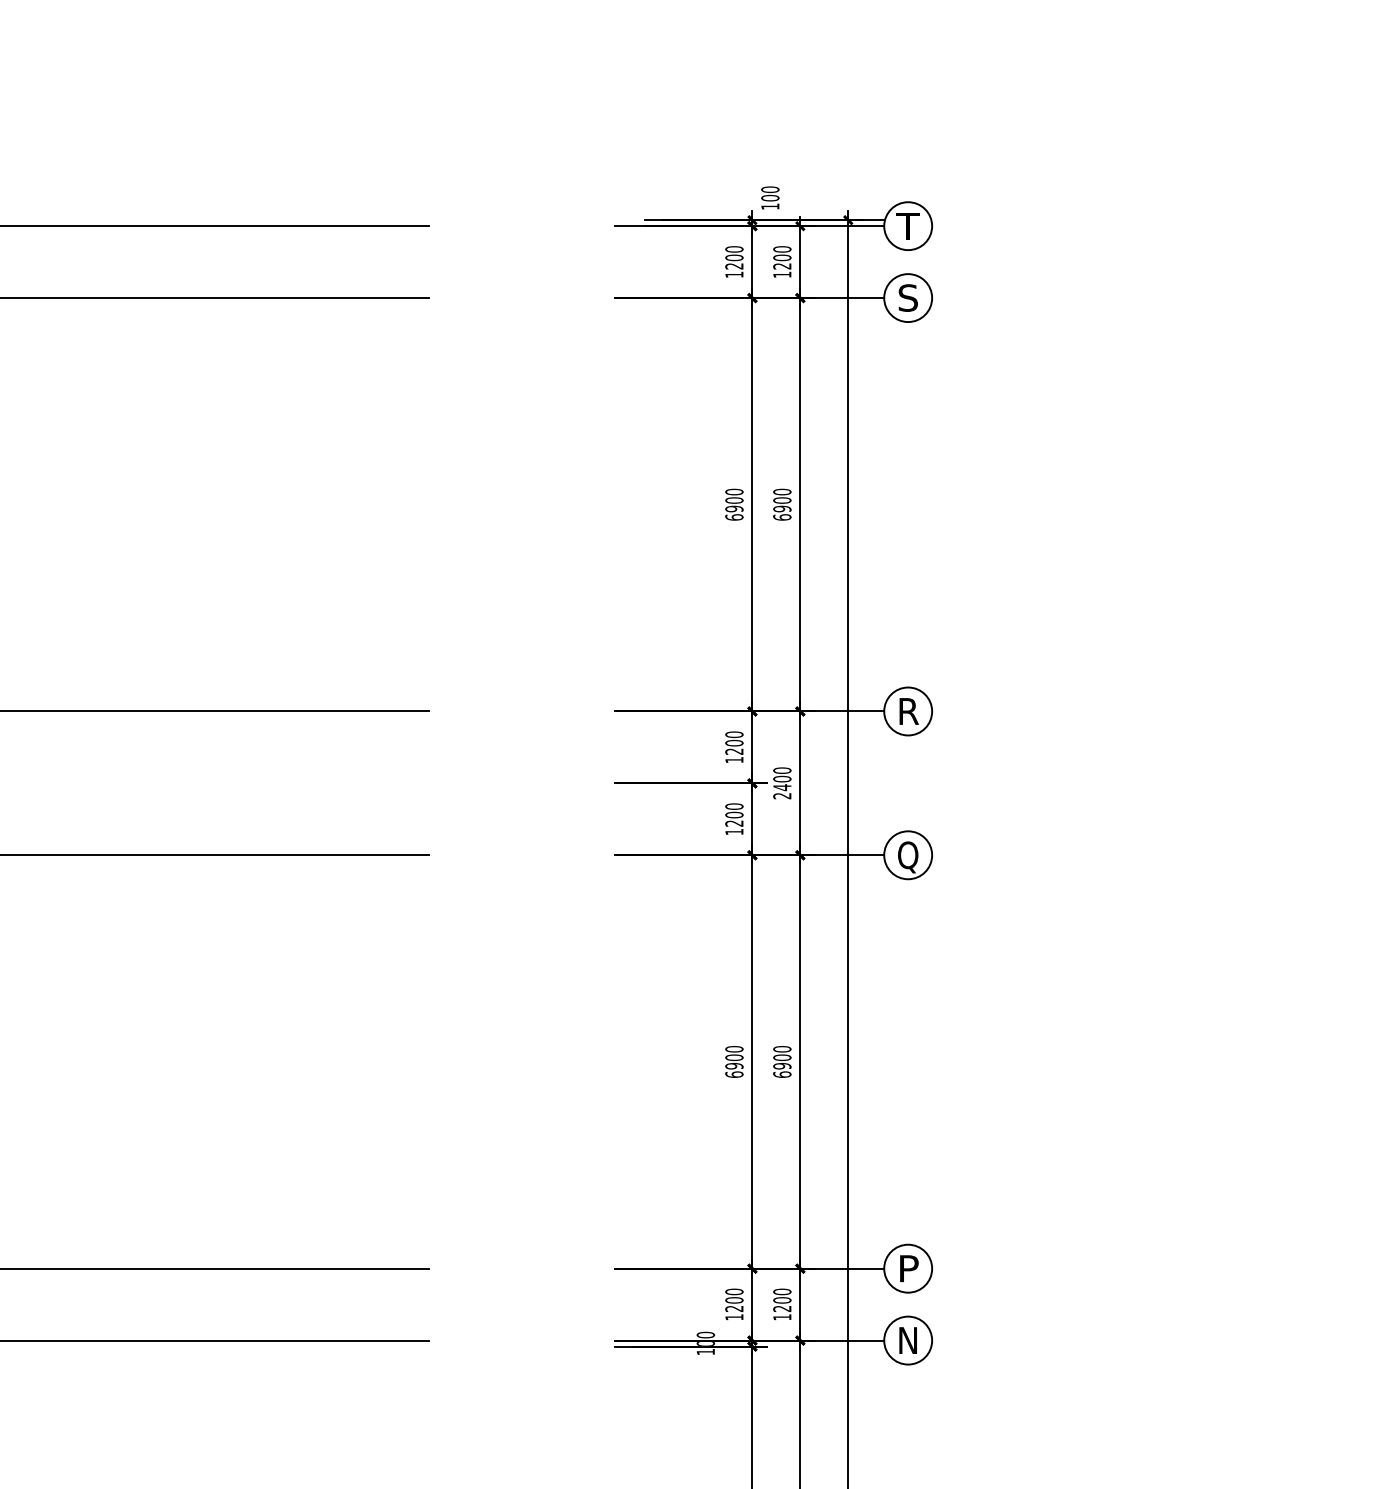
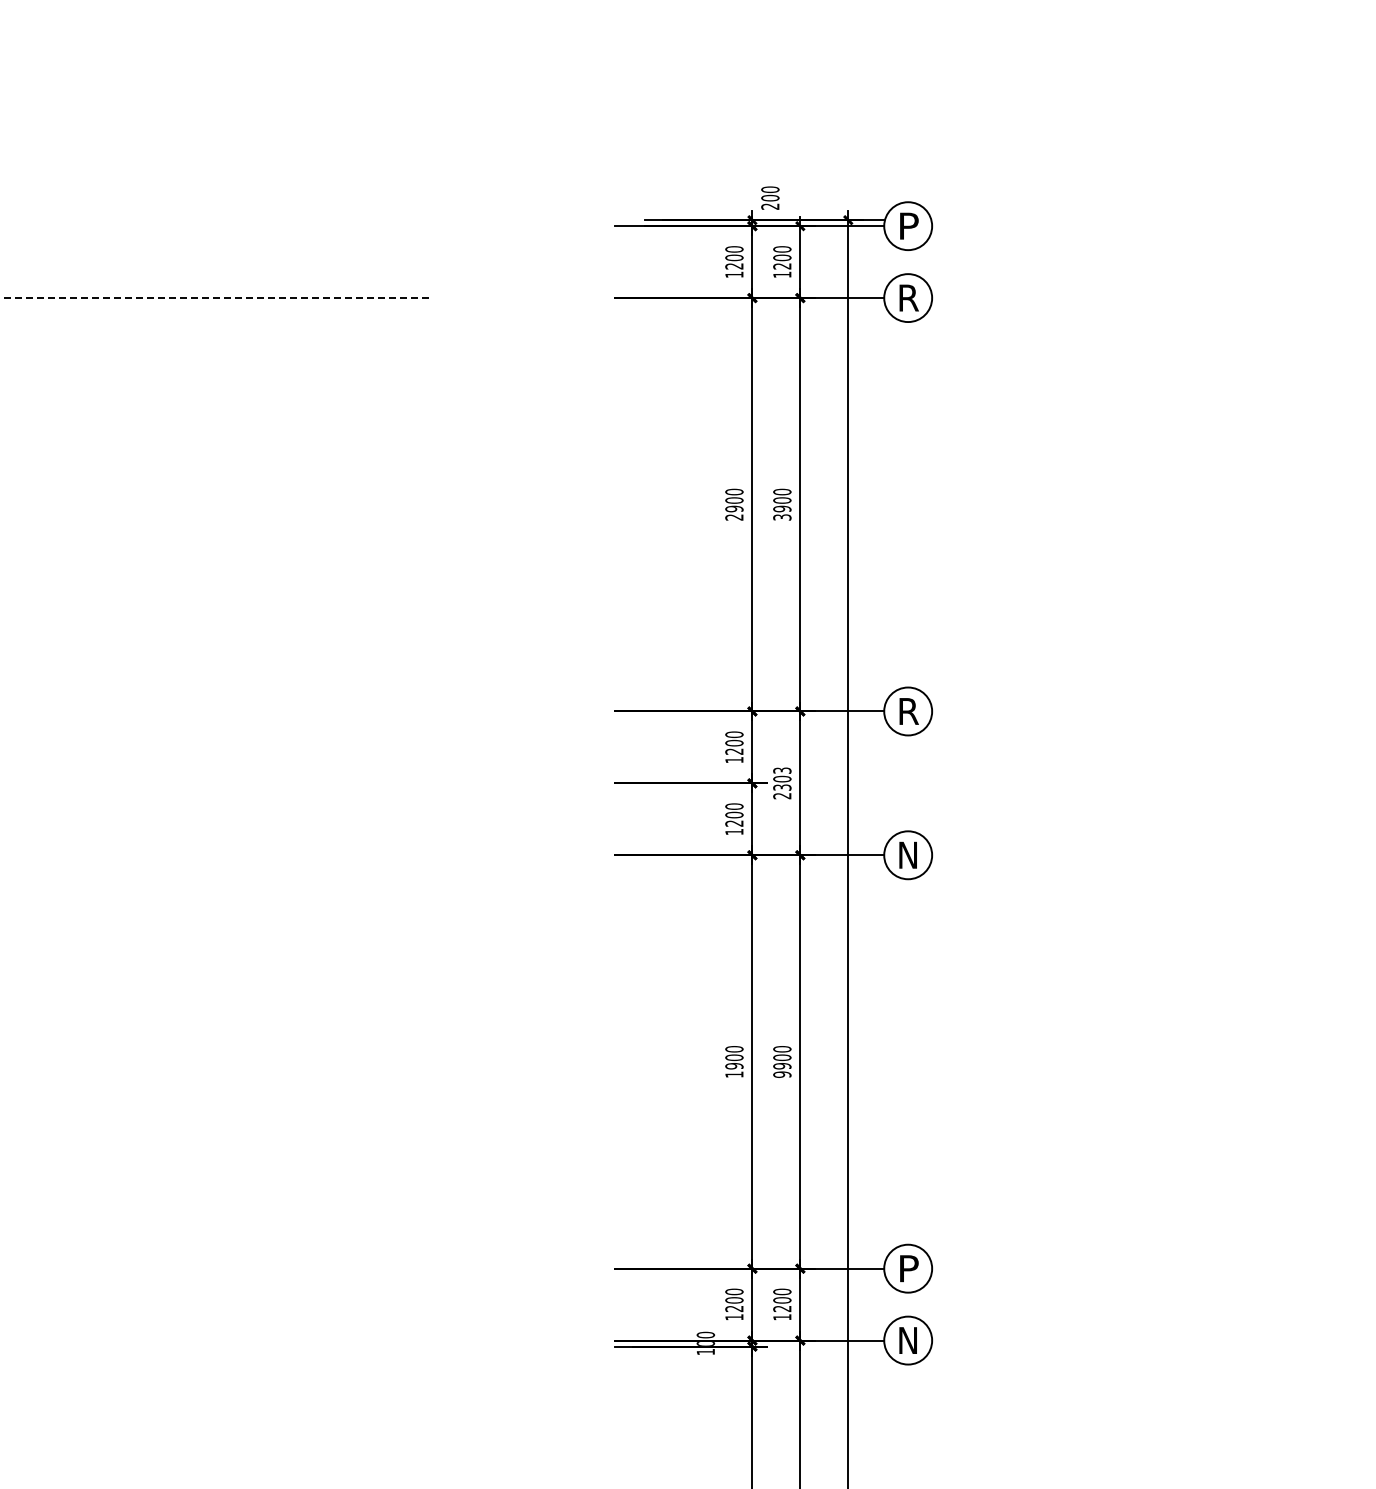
text: 100 -> 200 (770, 206)
text: T -> P (907, 225)
line: present -> none (215, 226)
text: S -> R (908, 297)
line: solid -> dashed (213, 298)
text: 6900 -> 2900 (734, 517)
text: 6900 -> 3900 (782, 517)
line: present -> none (215, 711)
text: 2400 -> 2303 (782, 779)
line: present -> none (215, 855)
text: Q -> N (908, 857)
text: 6900 -> 1900 (734, 1074)
text: 6900 -> 9900 (782, 1074)
line: present -> none (215, 1268)
line: present -> none (215, 1340)
